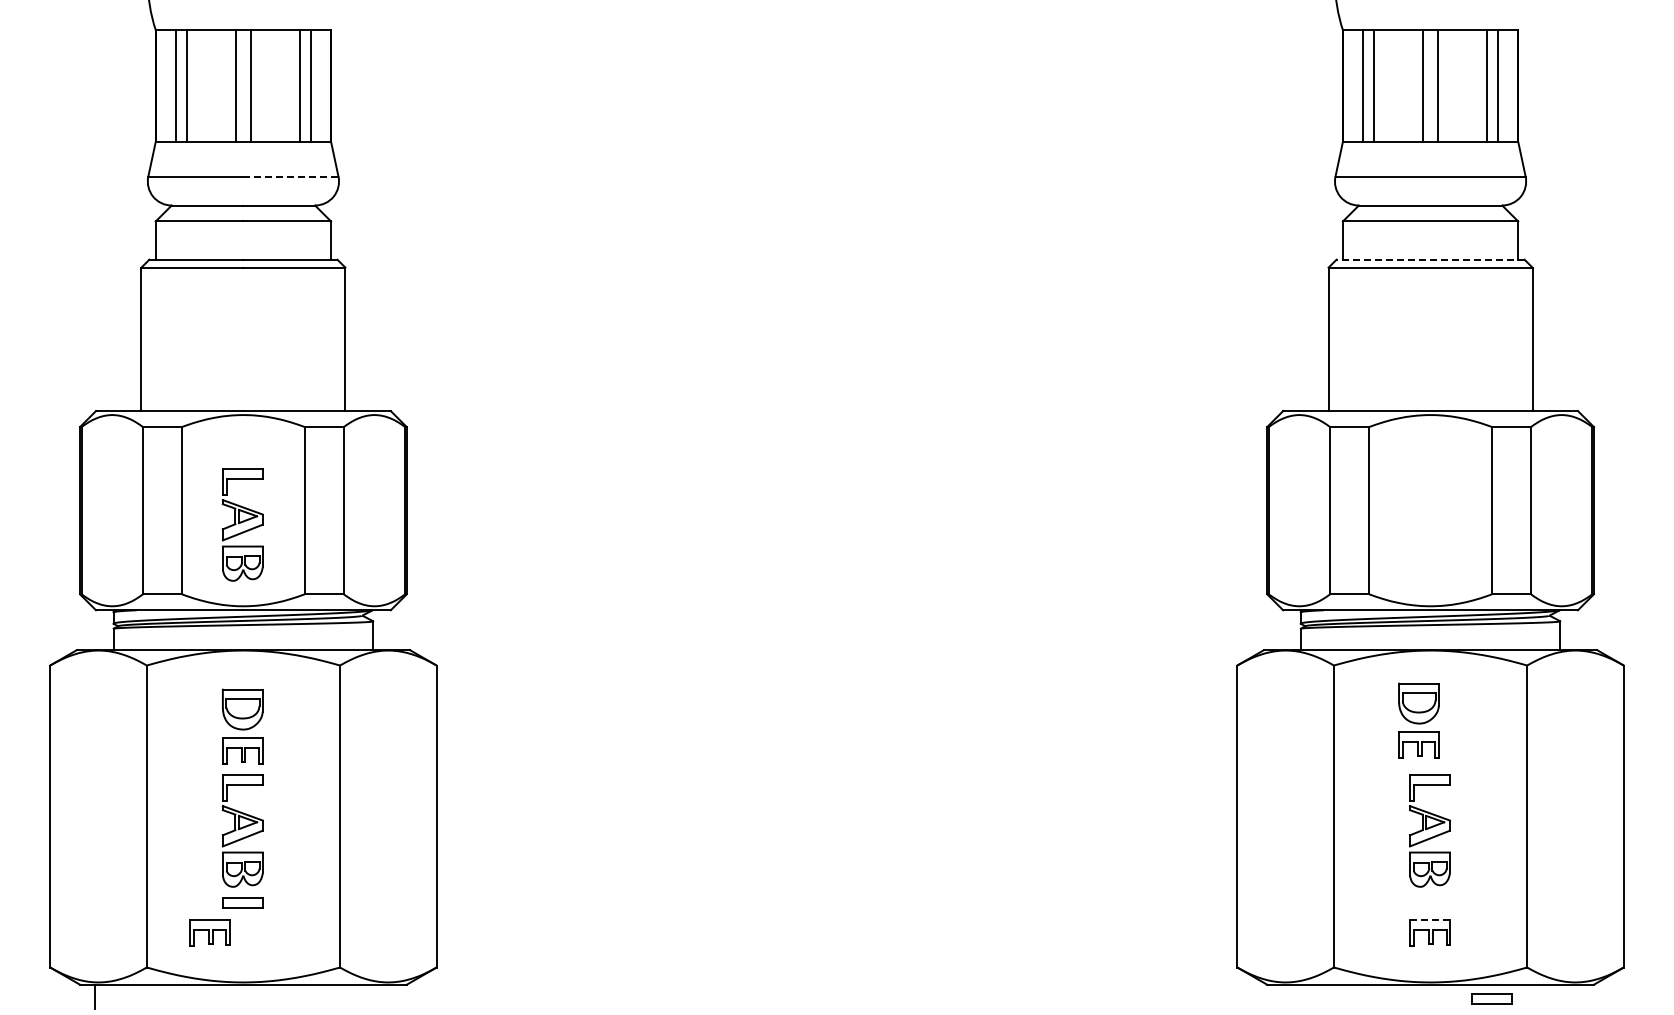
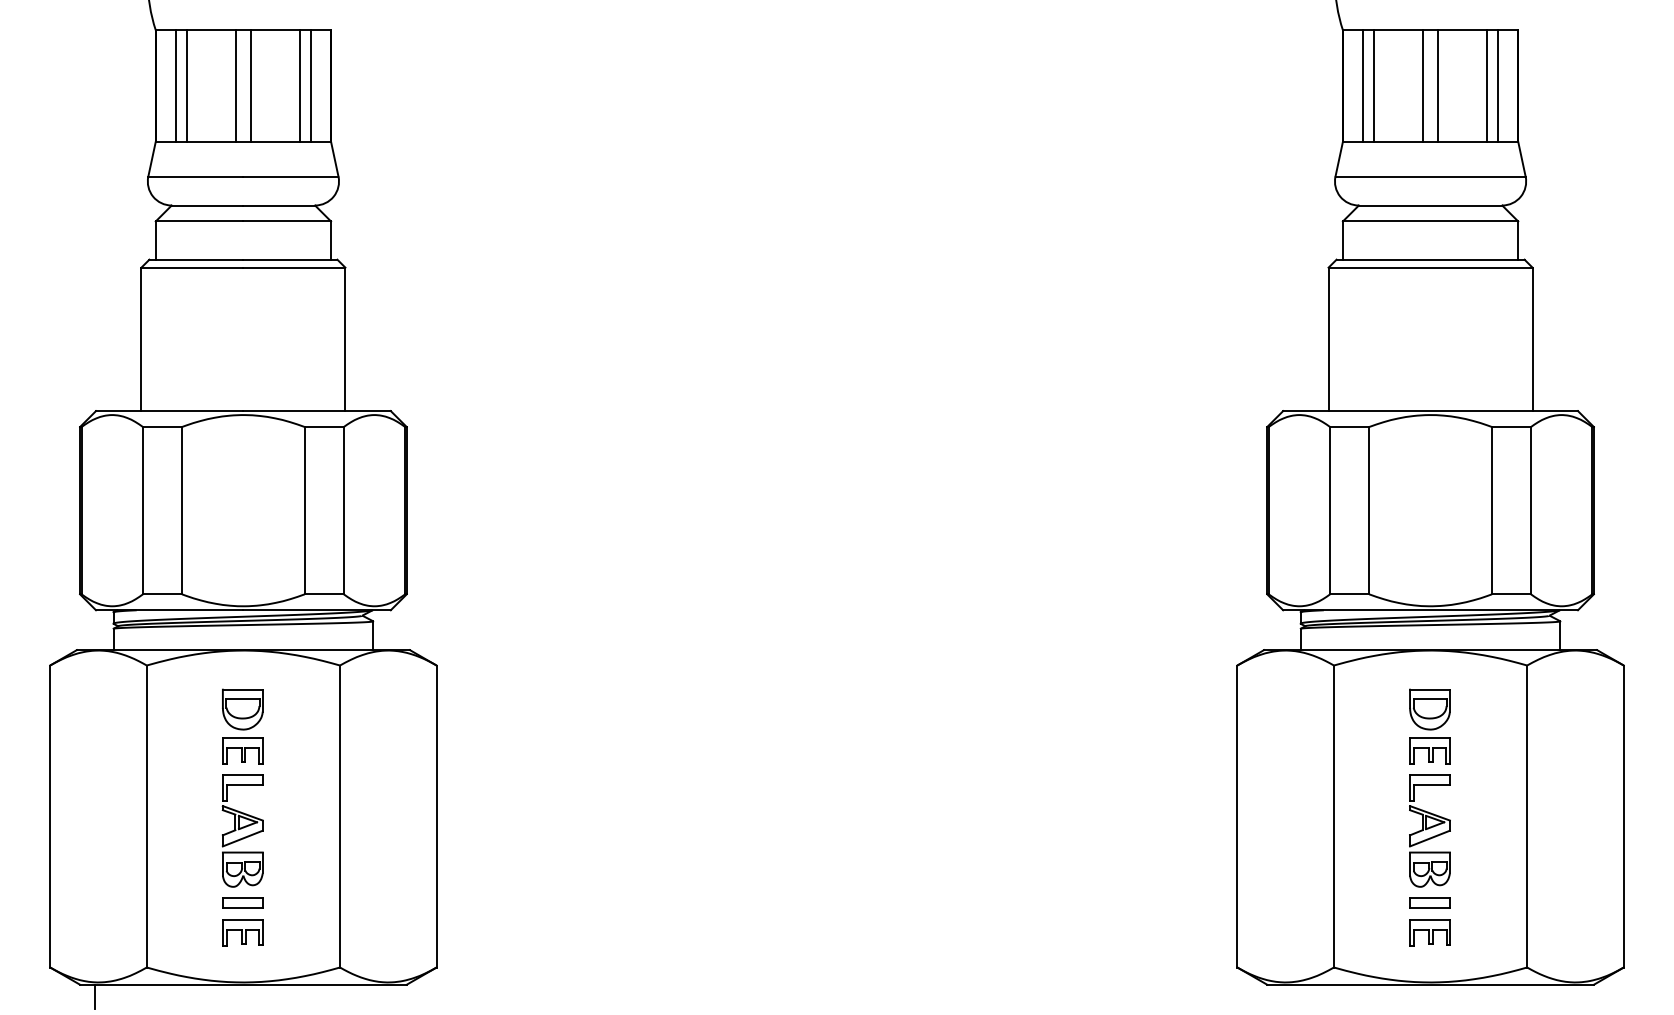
line: dashed -> solid (290, 176)
line: dashed -> solid (1430, 259)
part: present -> none (242, 524)
part position: (1418, 720) -> (1429, 726) (1429, 726)
line: dashed -> solid (1430, 920)
part position: (209, 932) -> (242, 932) (242, 932)
part position: (1491, 998) -> (1429, 902) (1429, 902)
